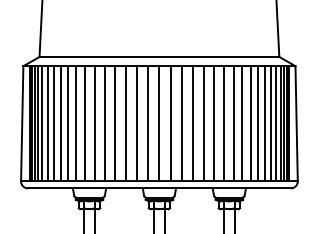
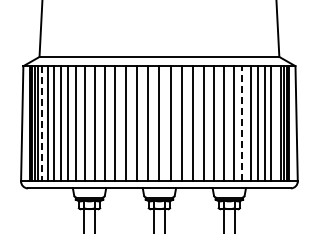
line: solid -> dashed (42, 123)
line: solid -> dashed (242, 123)
line: present -> none (276, 123)
